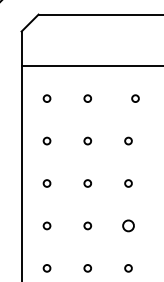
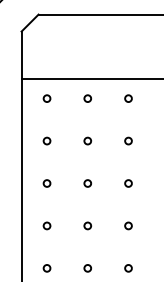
line position: (90, 66) -> (90, 79) (90, 79)
circle position: (135, 98) -> (128, 98) (128, 98)
circle size: 13x14 px -> 9x10 px (128, 225)
